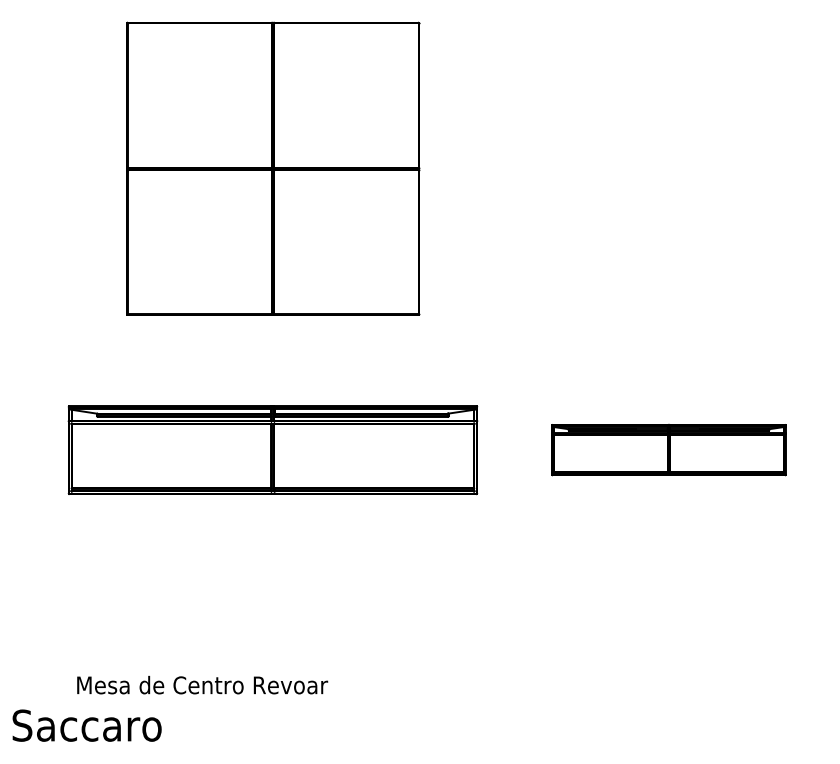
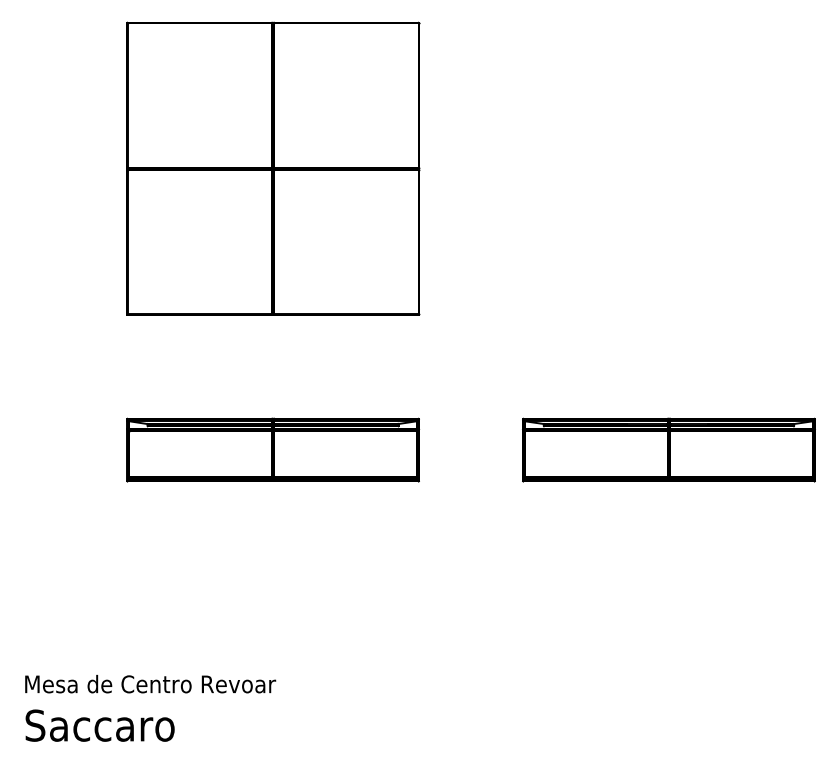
part size: 236x54 px -> 294x66 px (668, 449)
part size: 412x91 px -> 295x66 px (273, 449)
text position: (202, 684) -> (150, 683) (150, 683)
text position: (86, 725) -> (99, 725) (99, 725)
